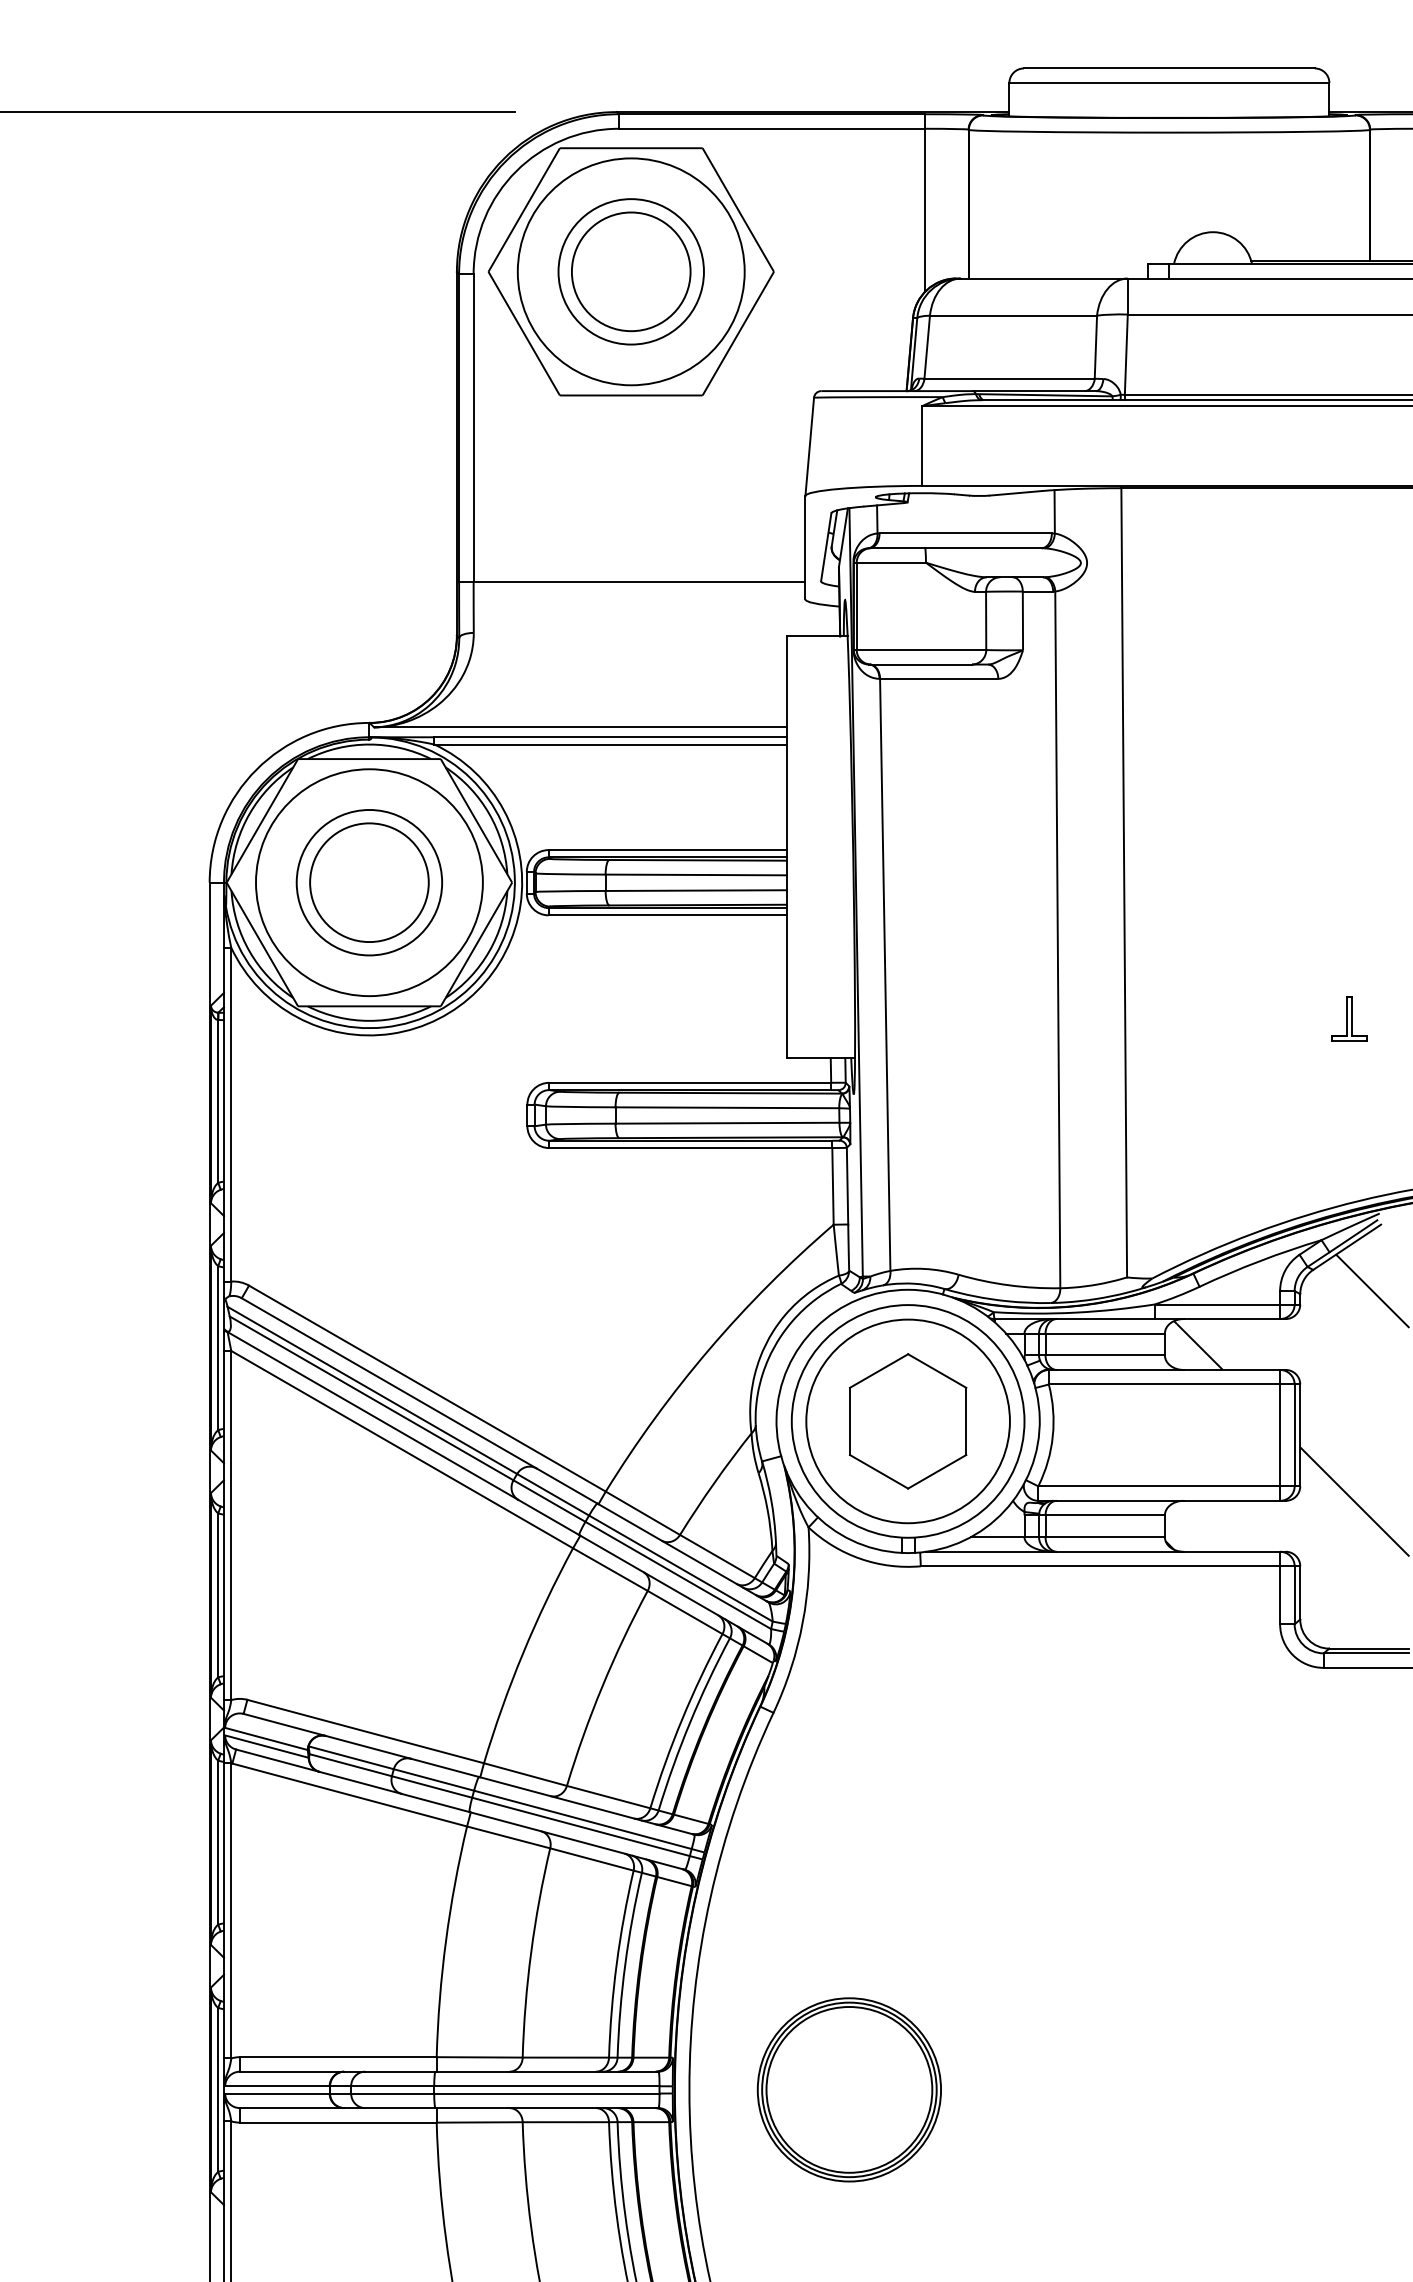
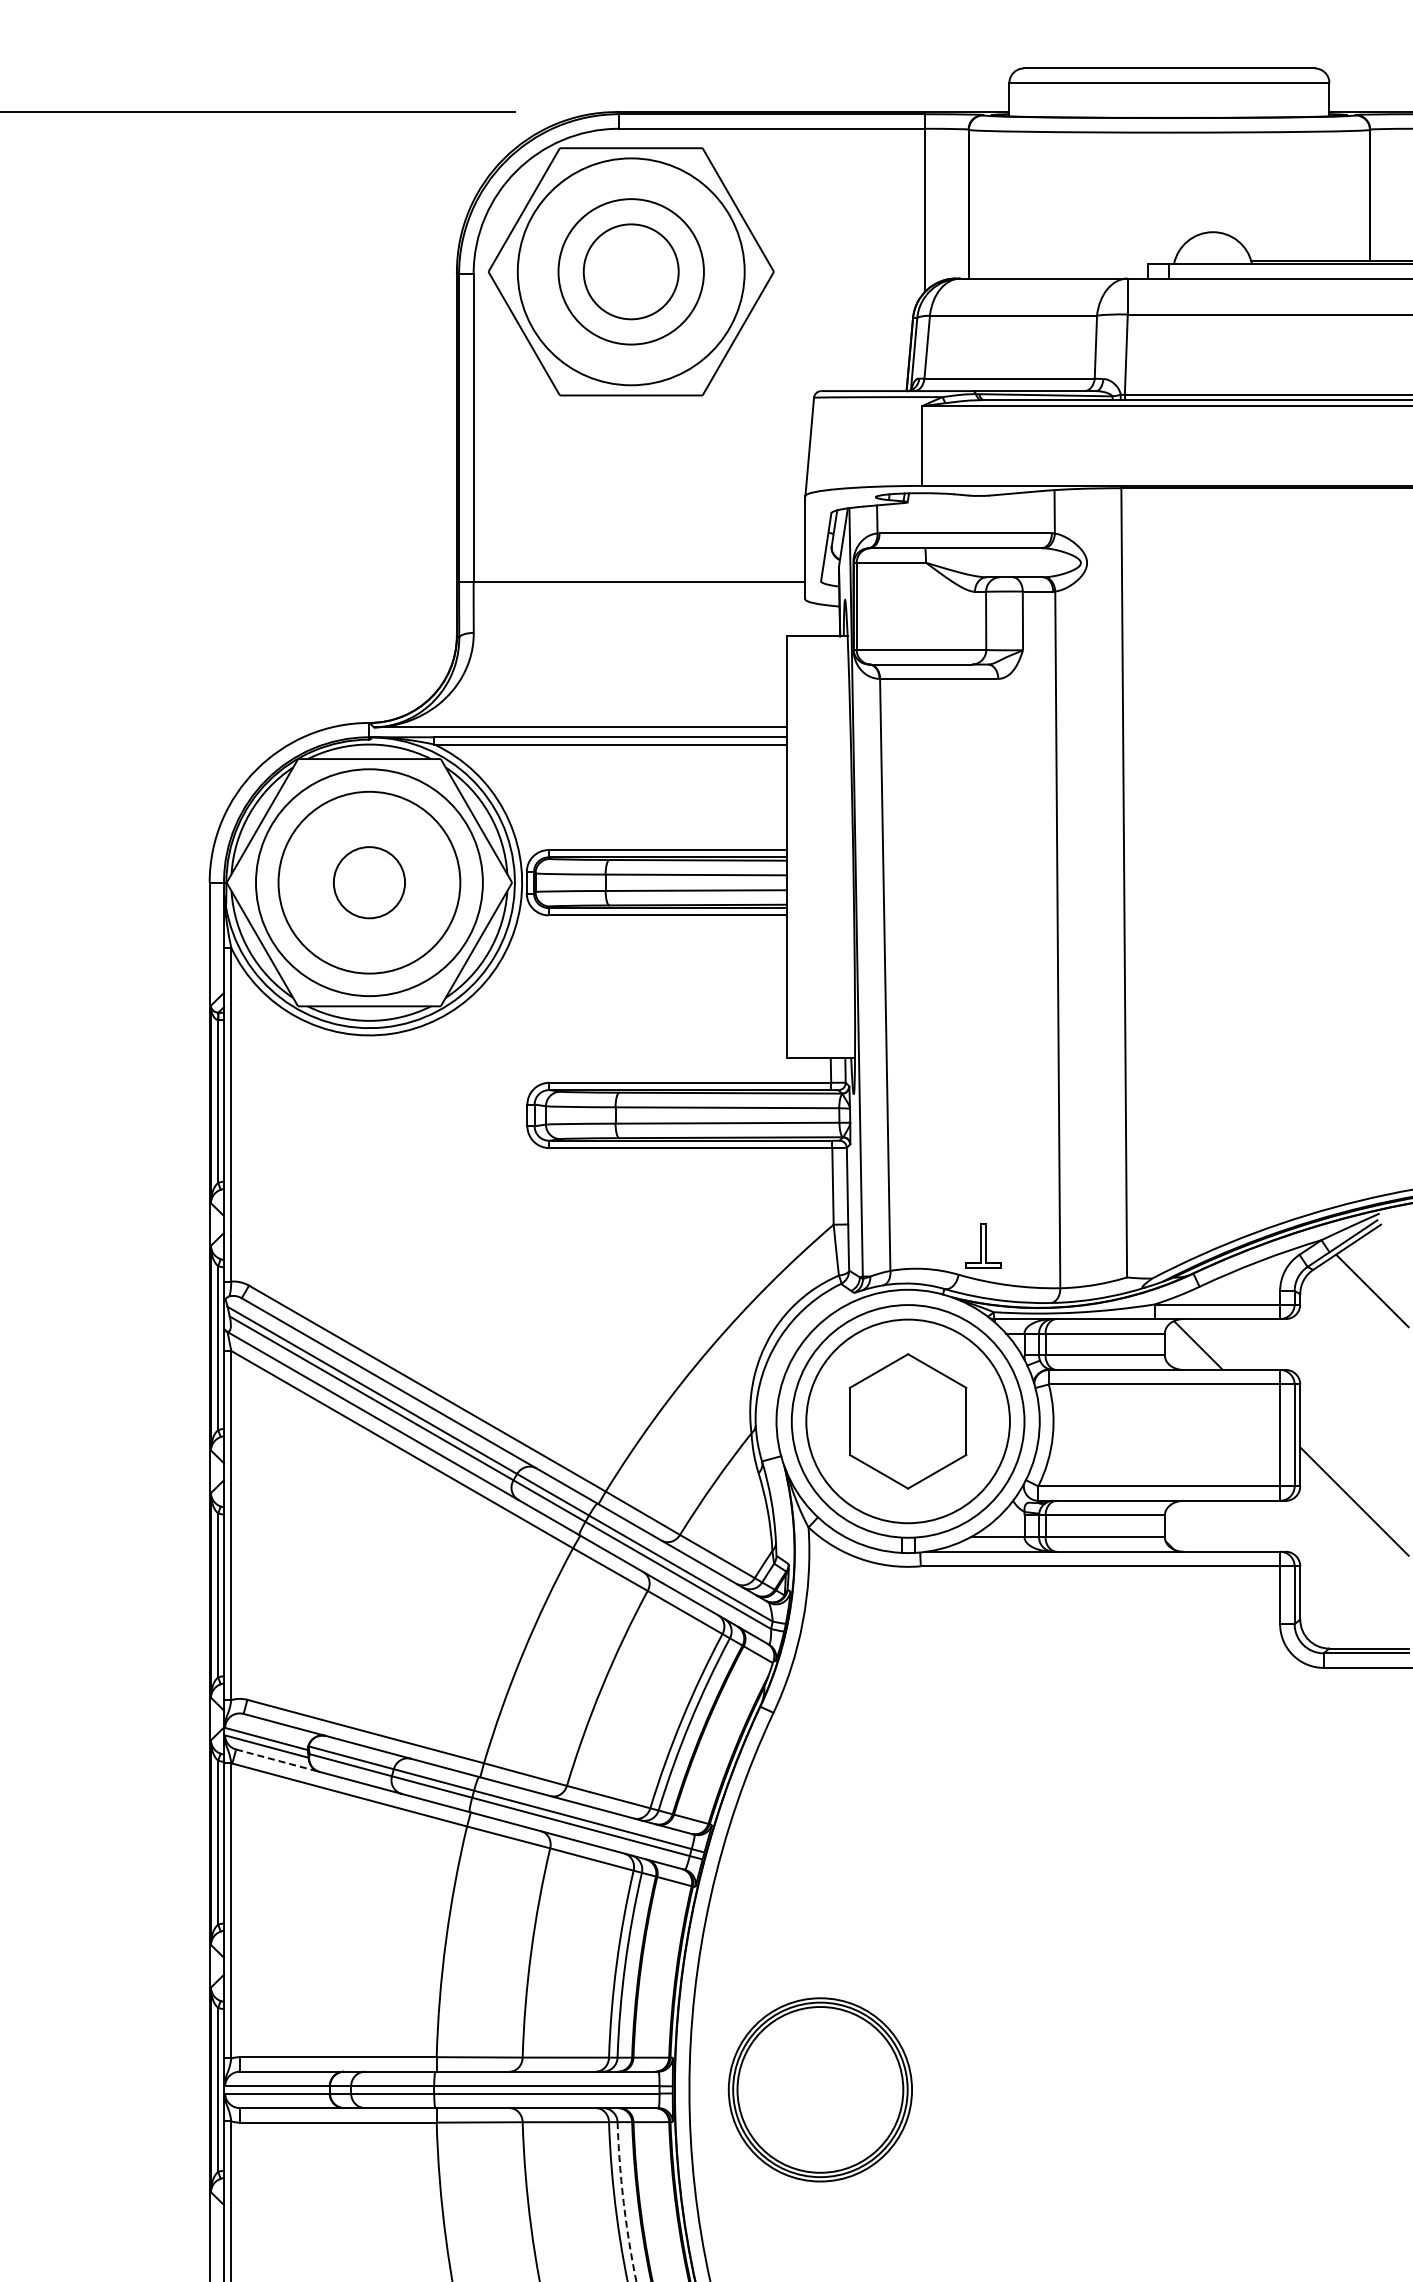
circle diameter: 119 px -> 95 px (630, 271)
circle diameter: 119 px -> 71 px (369, 882)
circle diameter: 145 px -> 182 px (369, 882)
part position: (1349, 1018) -> (983, 1245) (983, 1245)
line: solid -> dashed (278, 1760)
part position: (848, 2089) -> (819, 2089) (819, 2089)
arc: solid -> dashed (623, 2202)
